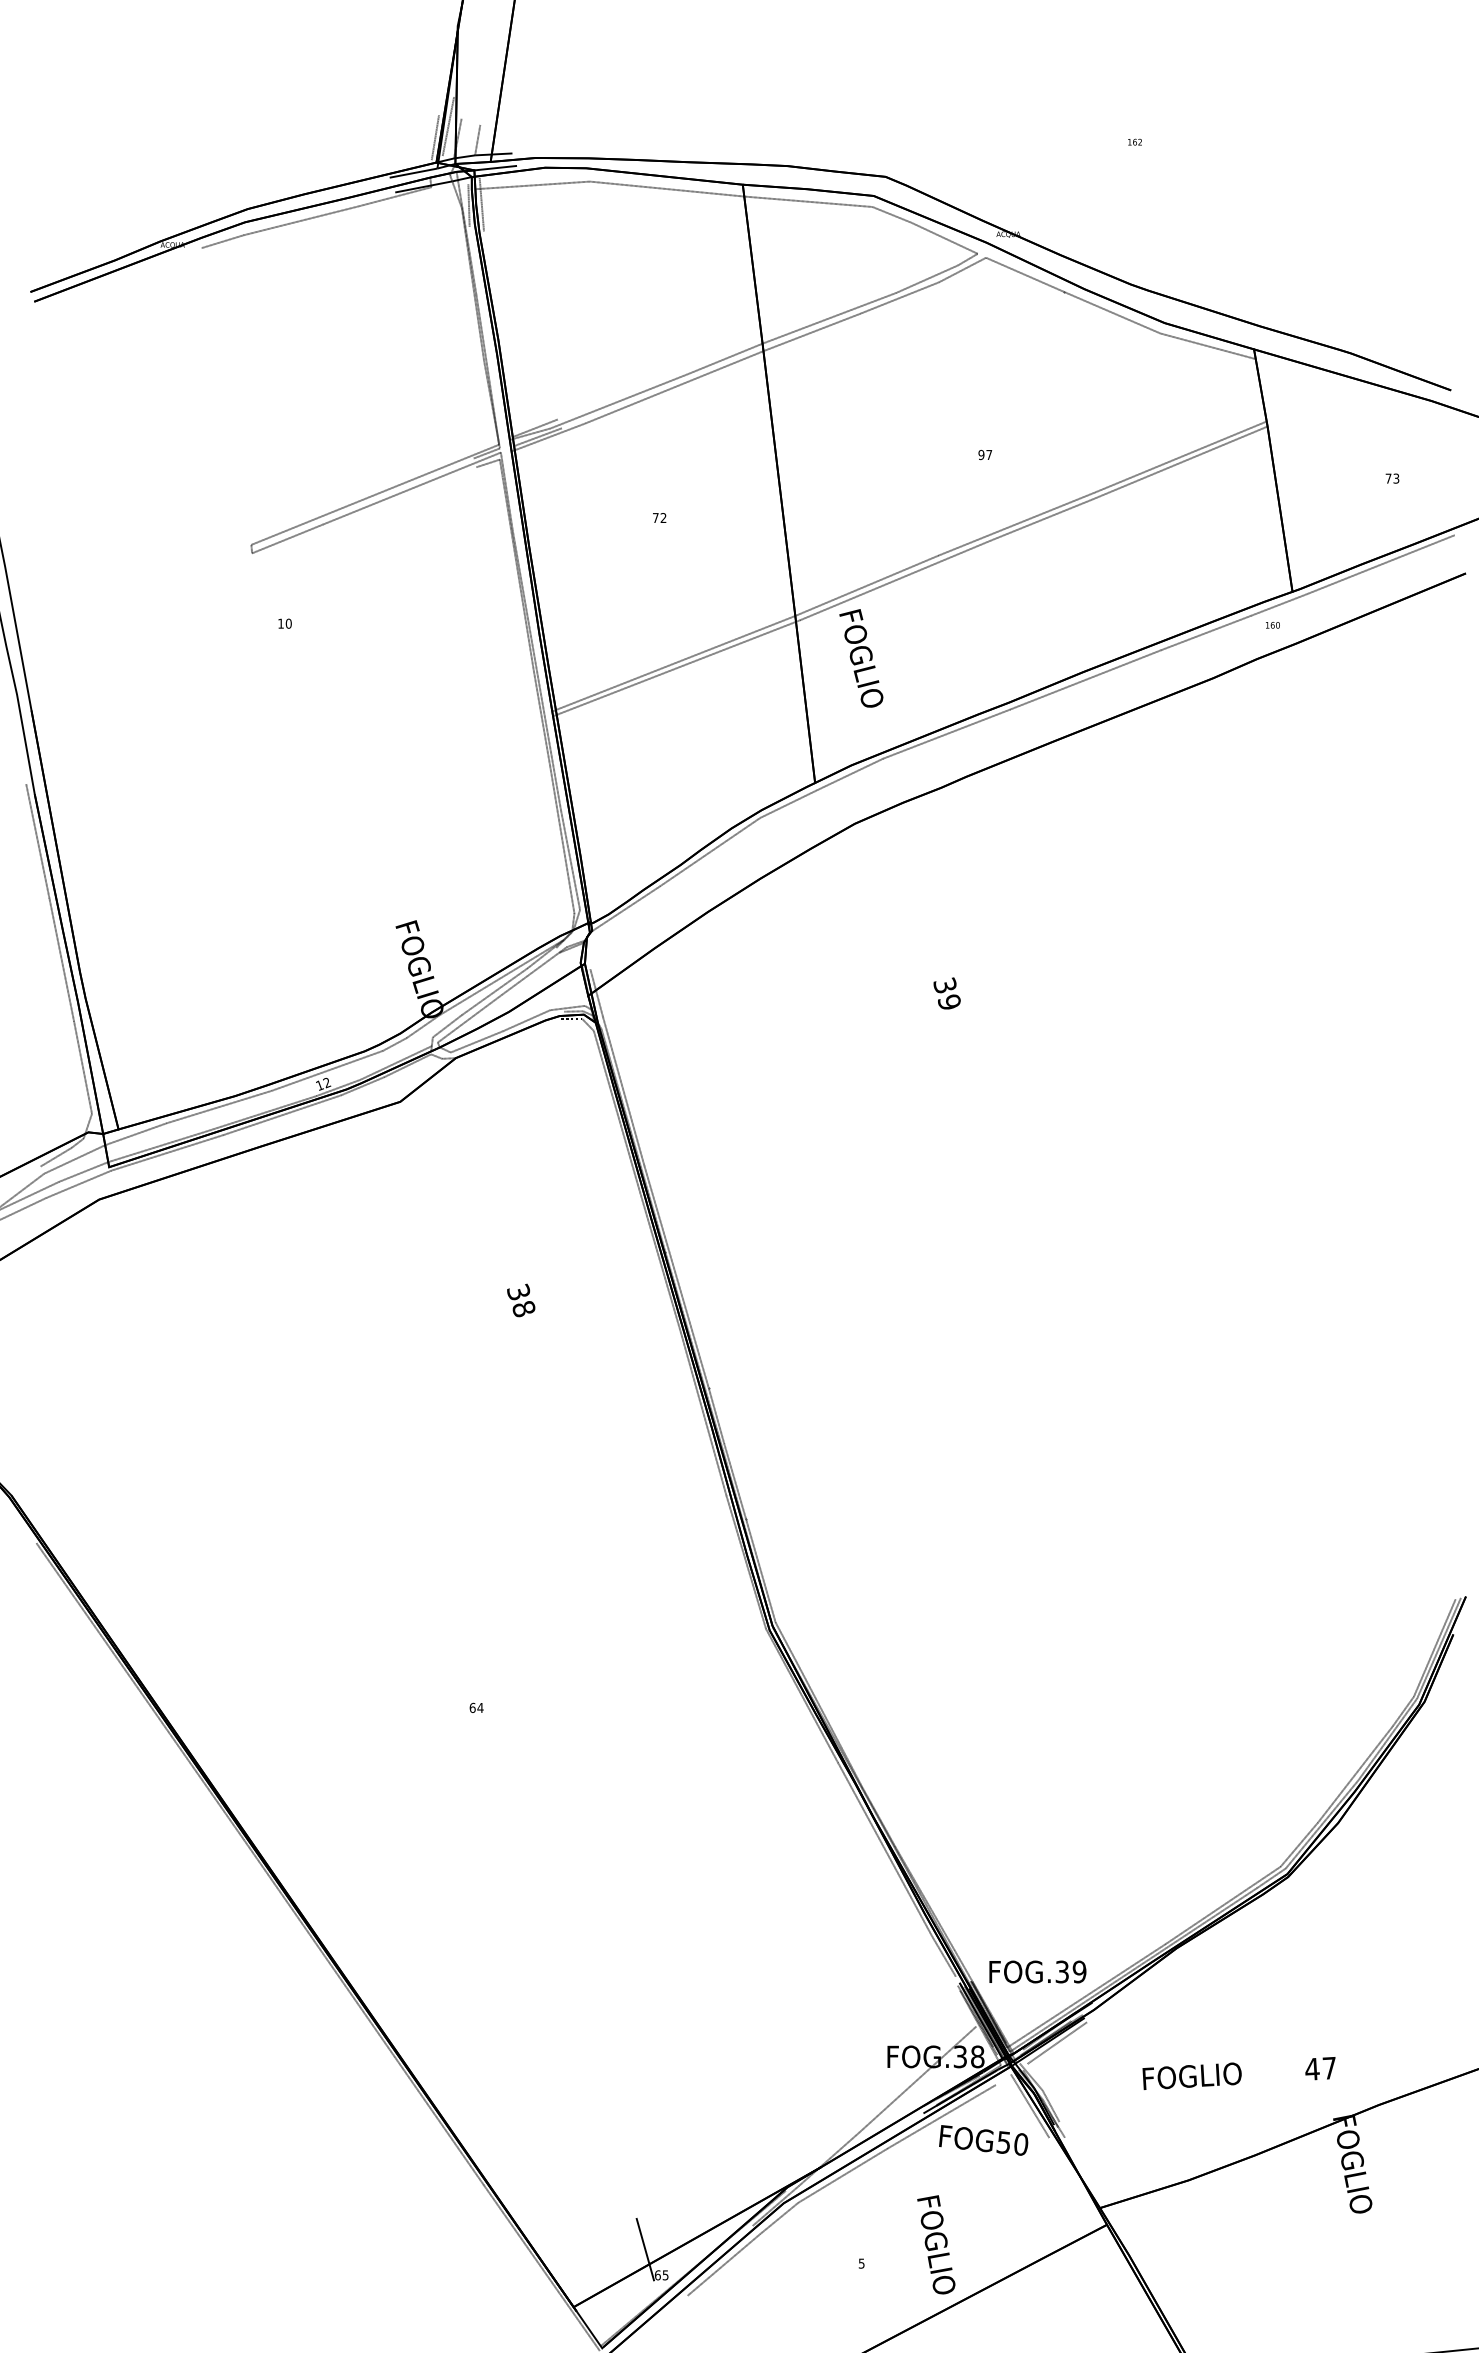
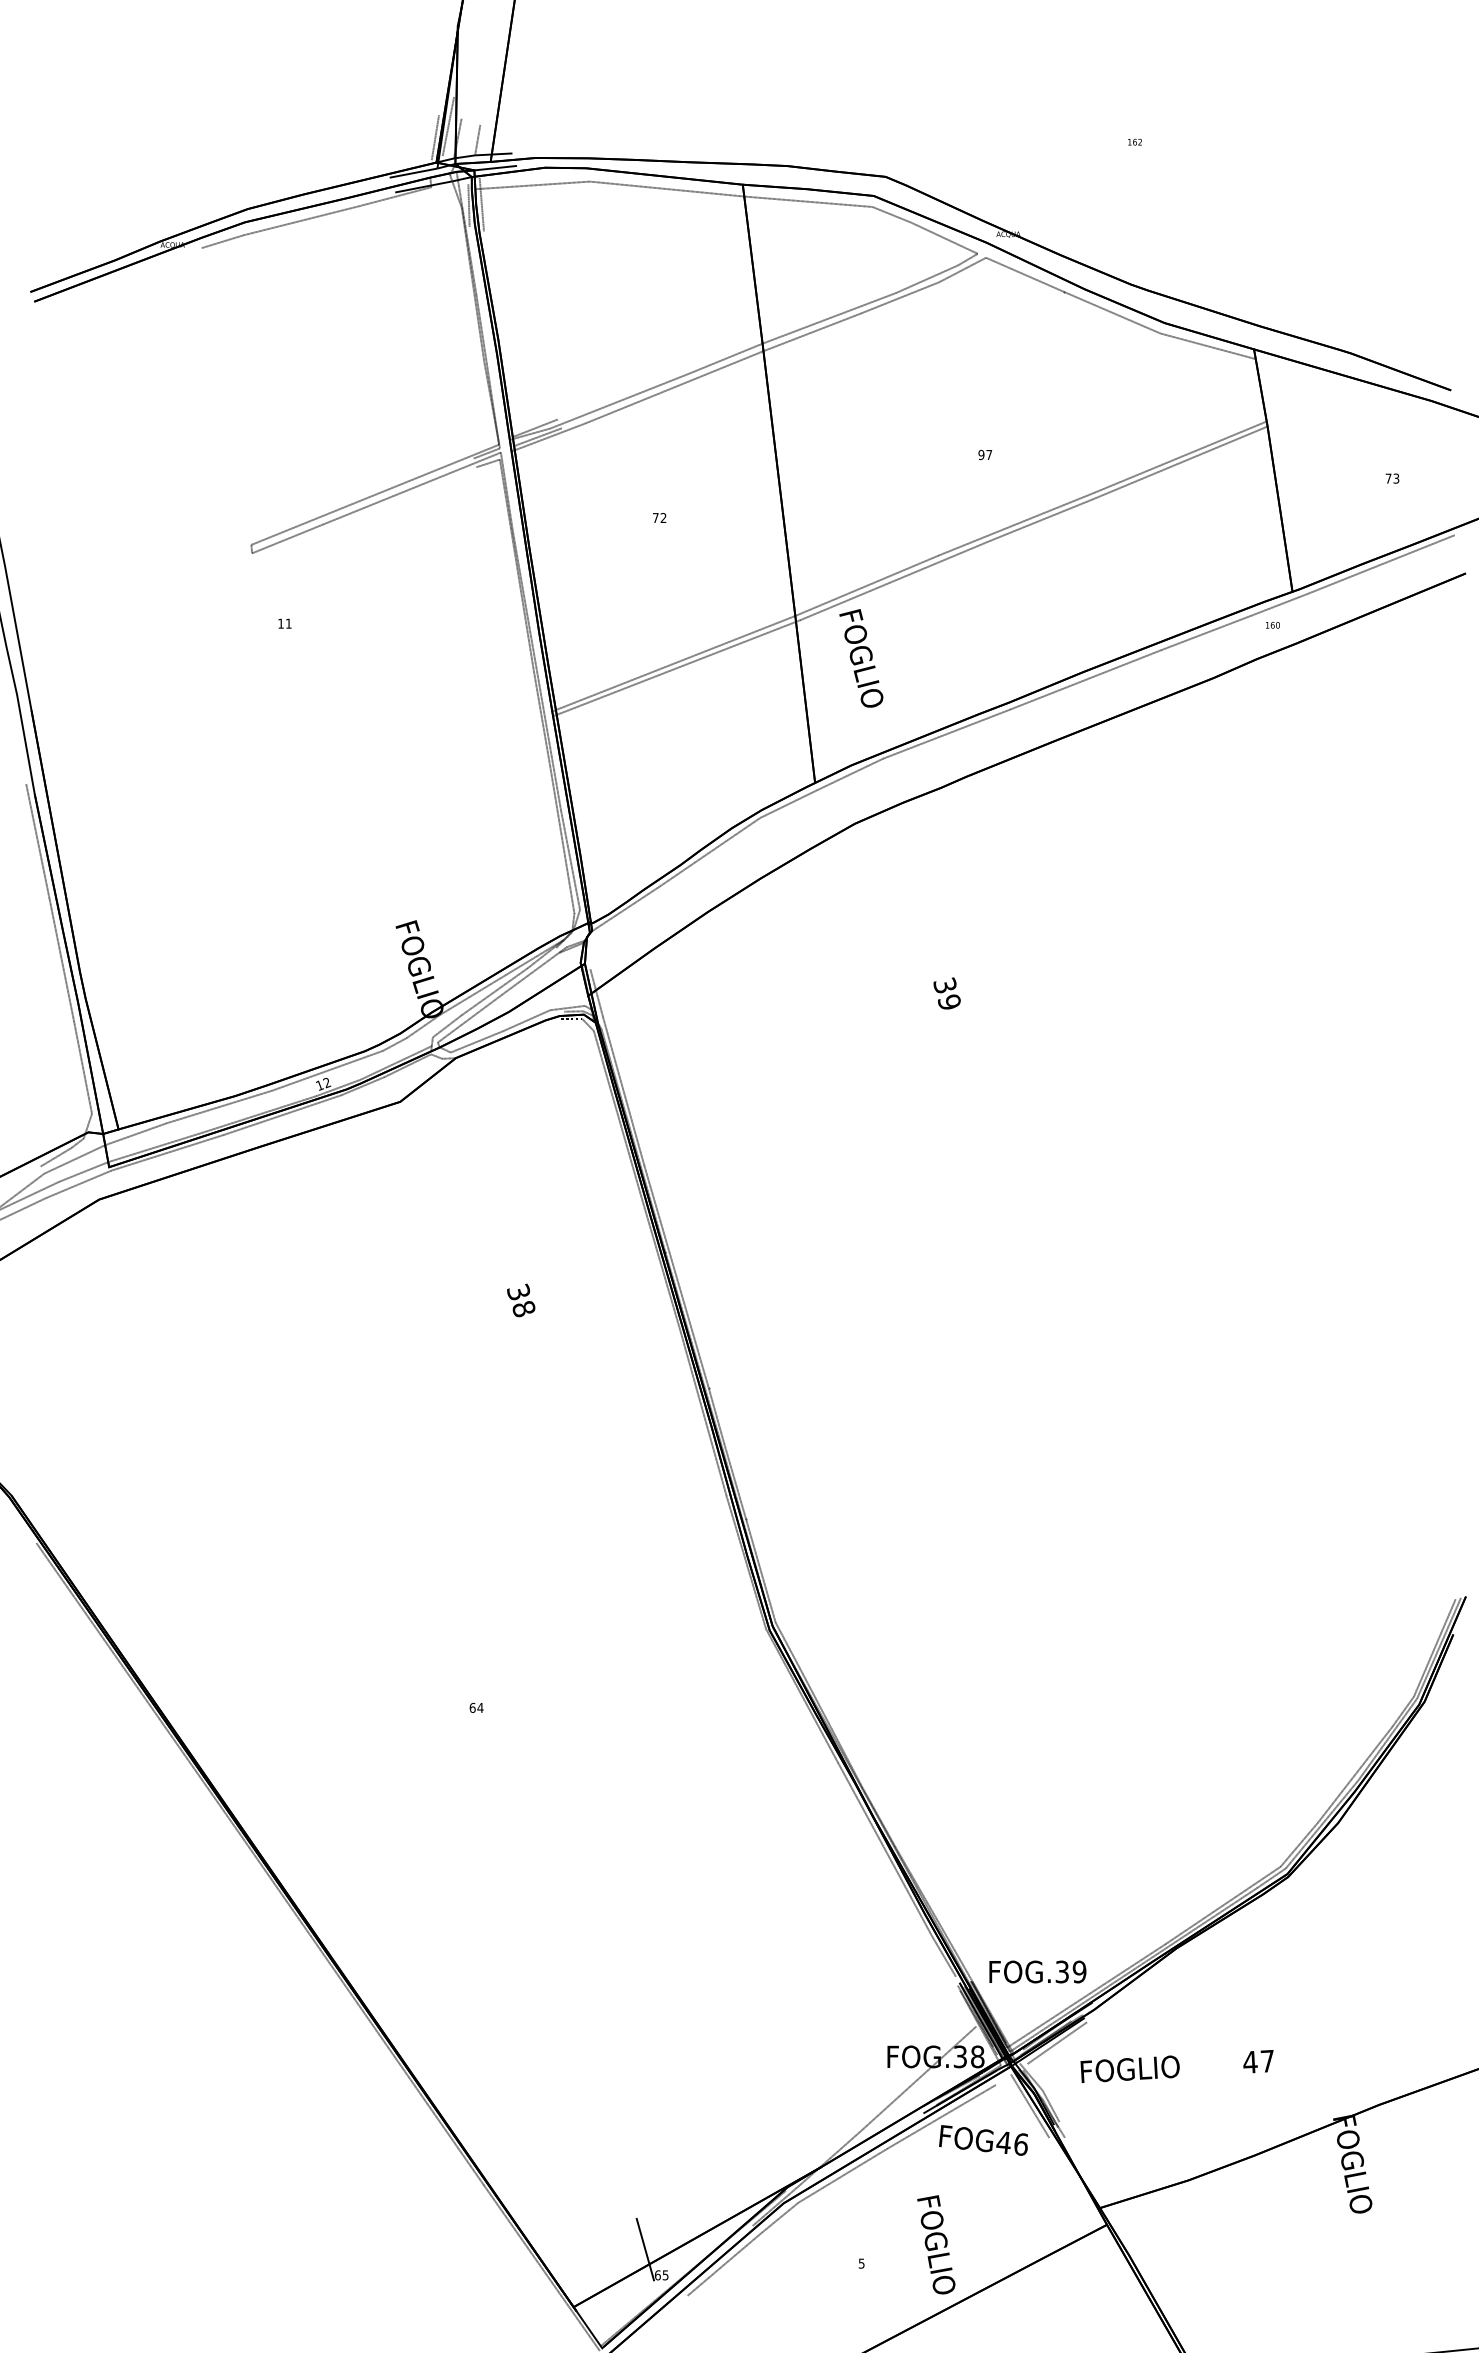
text: 10 -> 11 (288, 623)
text position: (1238, 2073) -> (1176, 2066) (1176, 2066)
text: FOG50 -> FOG46 (1012, 2143)
